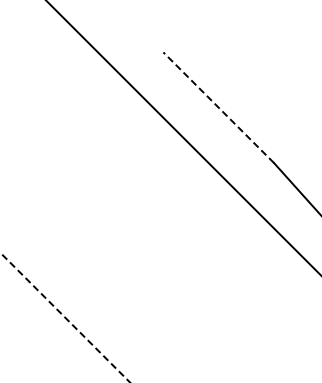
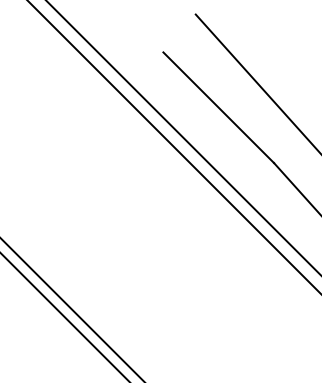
line: none -> present (256, 82)
line: dashed -> solid (218, 107)
line: none -> present (173, 146)
line: none -> present (71, 309)
line: dashed -> solid (65, 317)
